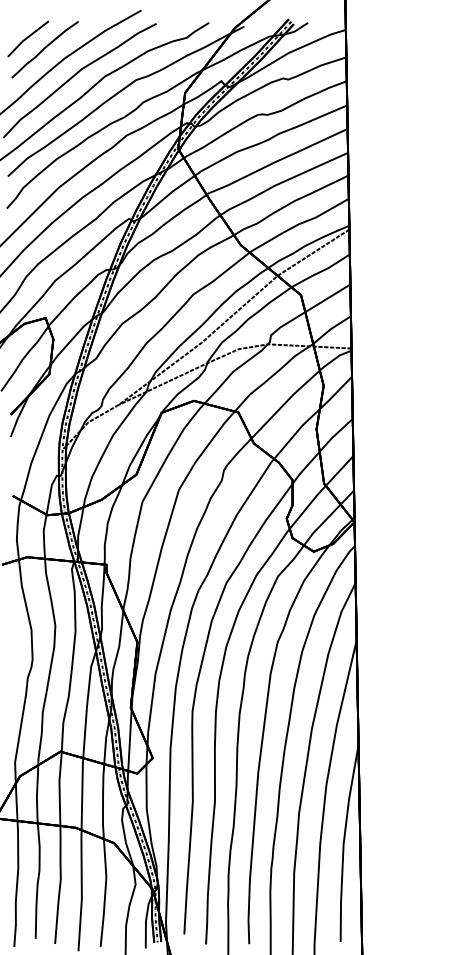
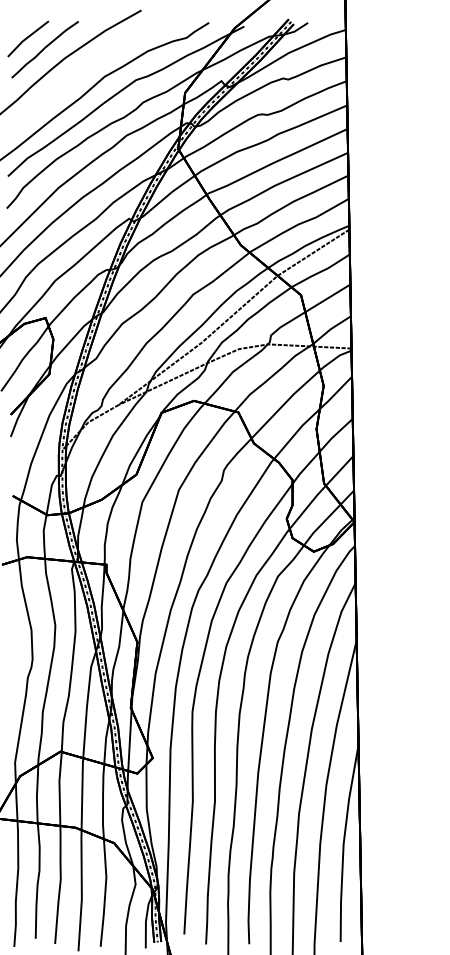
curve: present -> none (77, 74)
